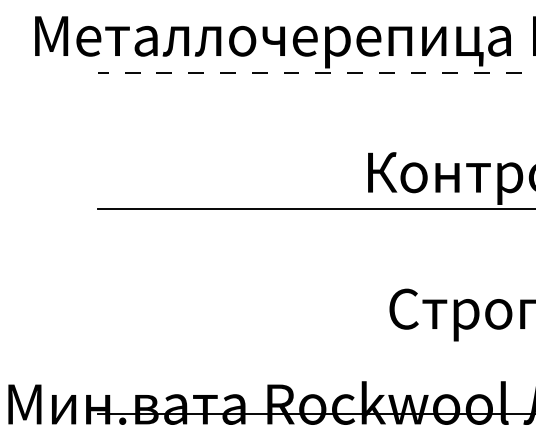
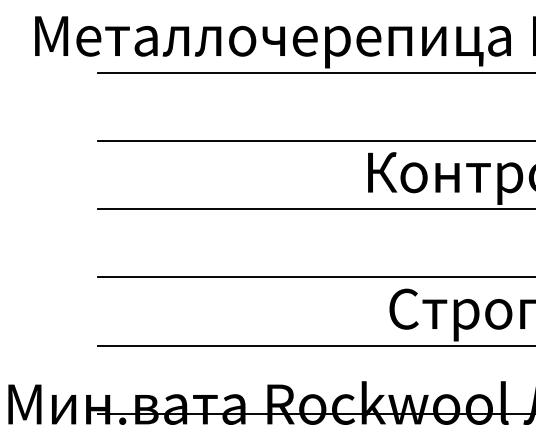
line: dashed -> solid (316, 72)
line: none -> present (314, 140)
line: none -> present (314, 277)
line: none -> present (314, 345)
